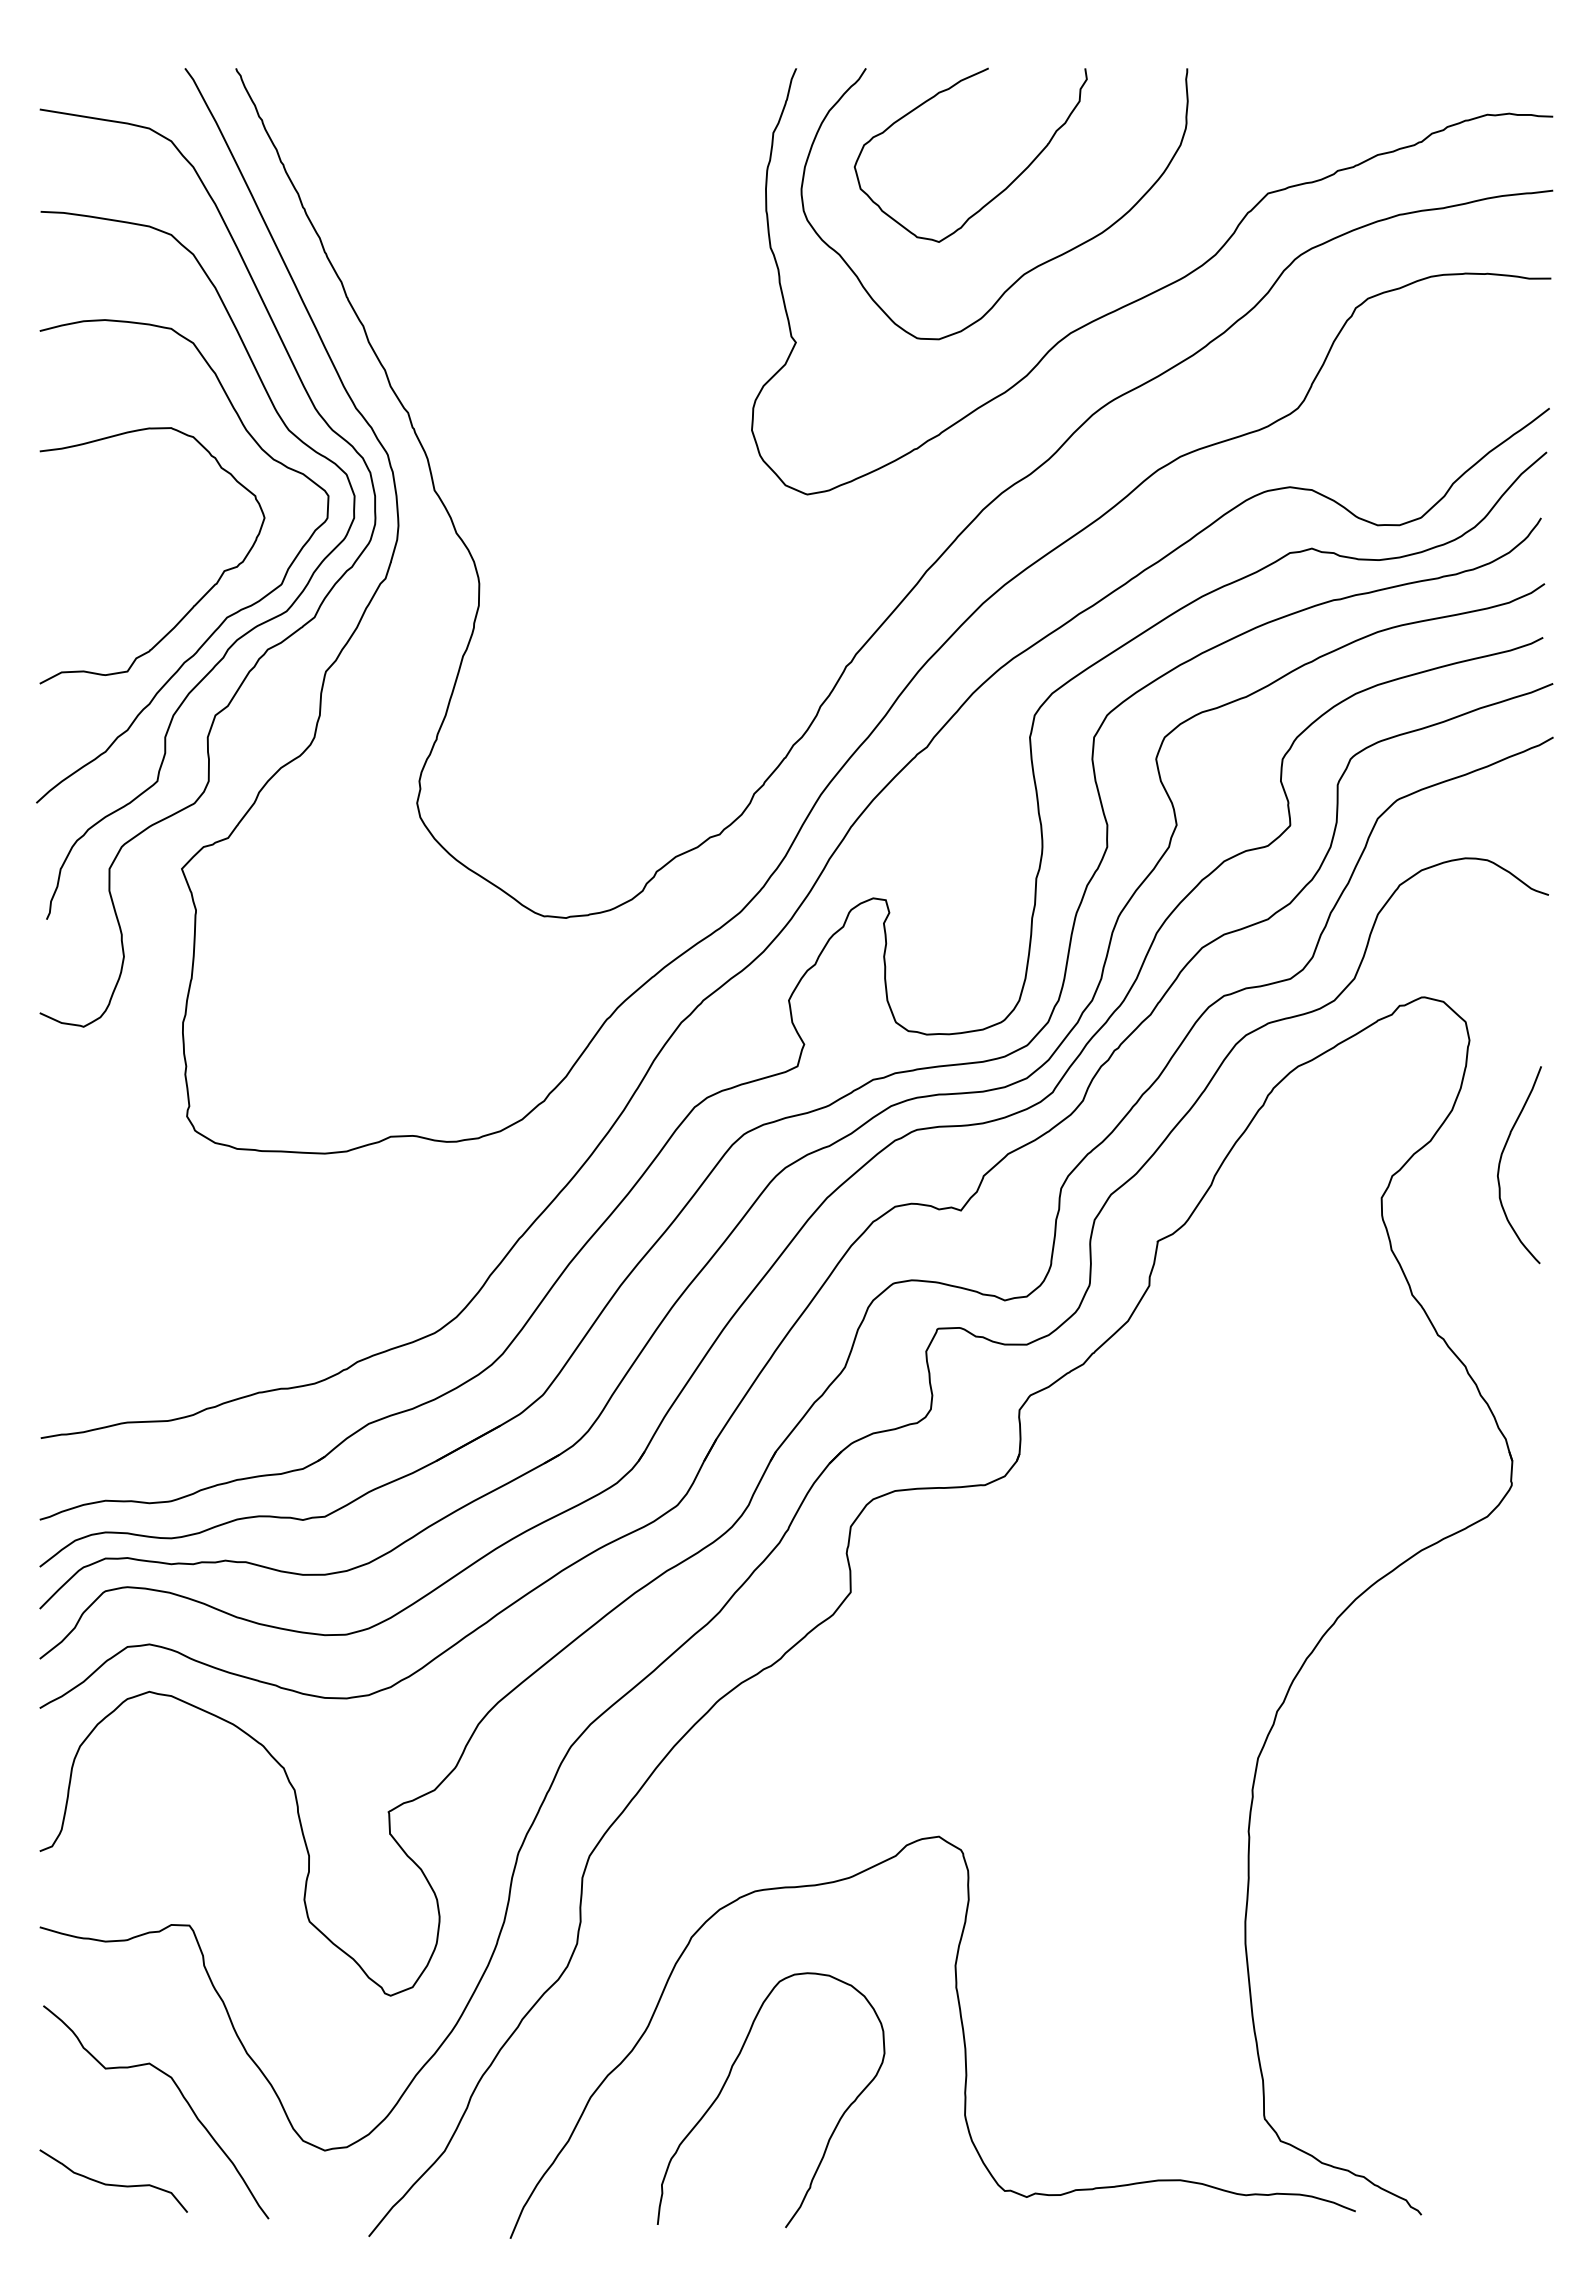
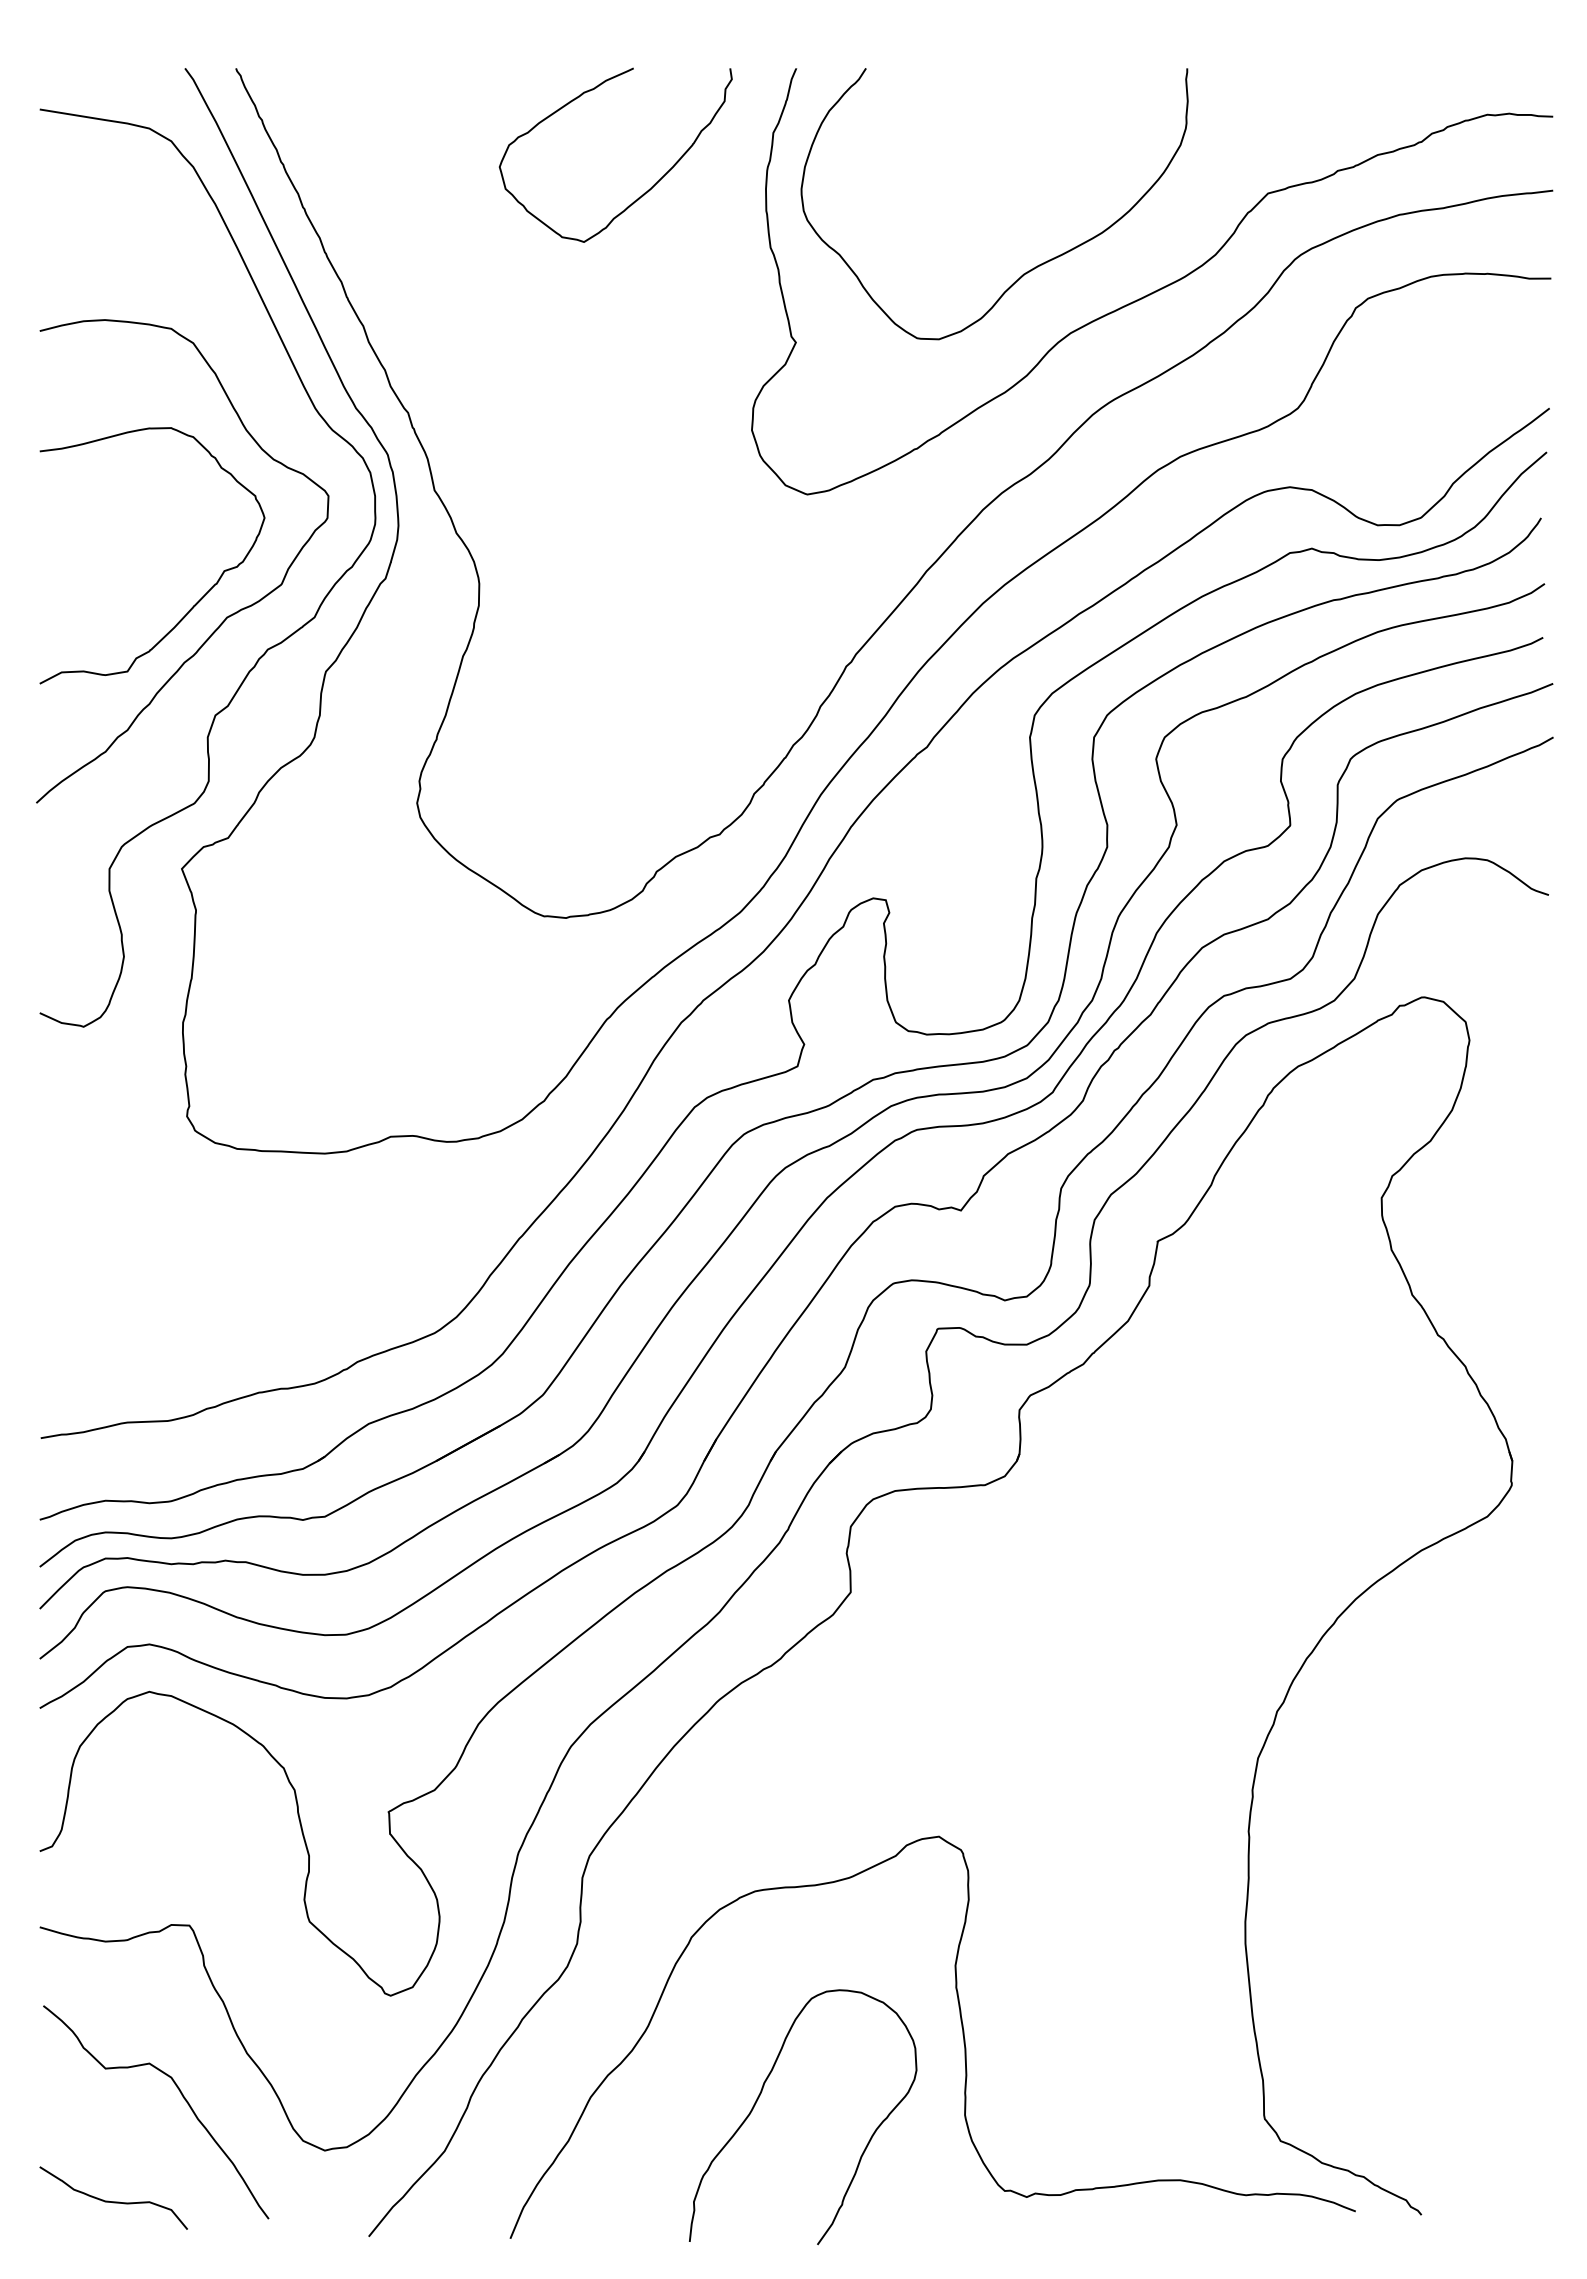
curve position: (999, 192) -> (644, 192) (644, 192)
curve: present -> none (244, 633)
curve: present -> none (1501, 1160)
curve position: (728, 2078) -> (760, 2095) (760, 2095)
curve position: (113, 2184) -> (113, 2201) (113, 2201)
